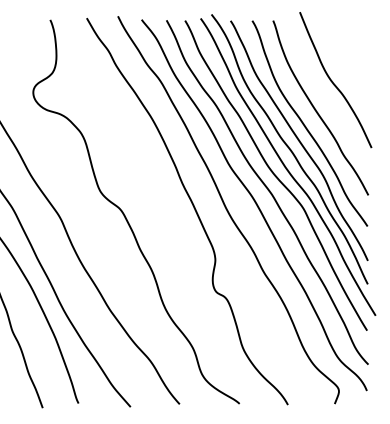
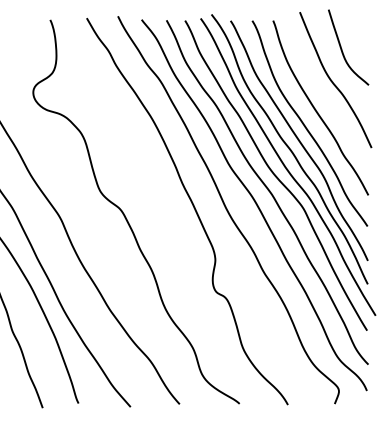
curve: none -> present (342, 48)
